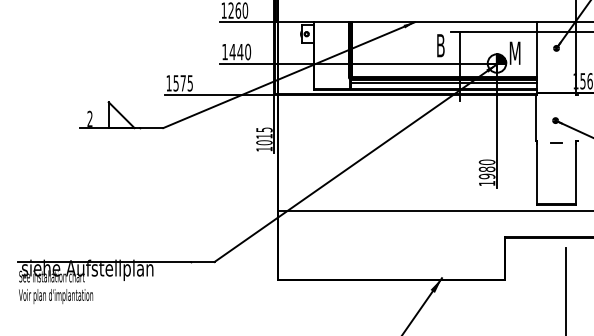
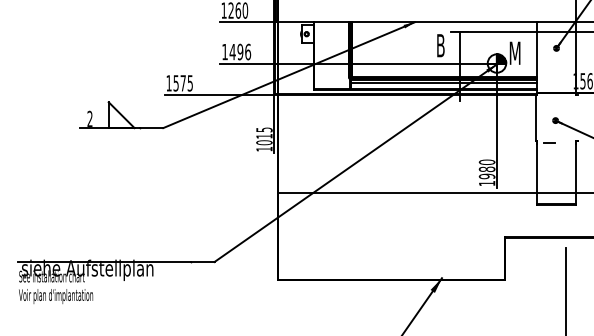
text: 1440 -> 1496 (244, 51)
line position: (556, 142) -> (549, 142) (549, 142)
line position: (433, 211) -> (433, 193) (433, 193)
